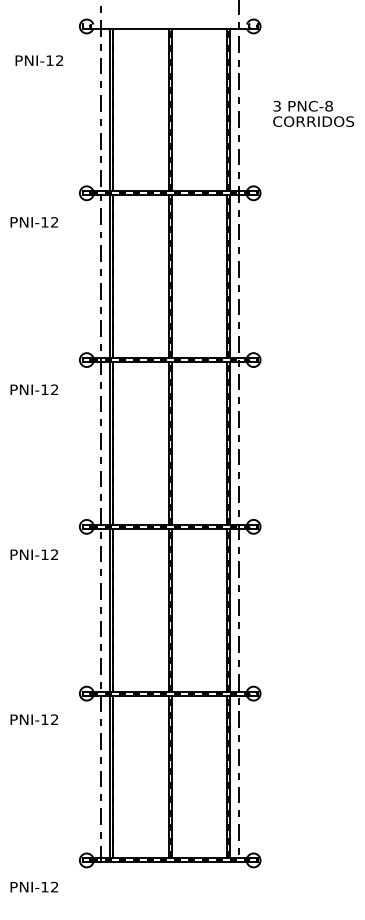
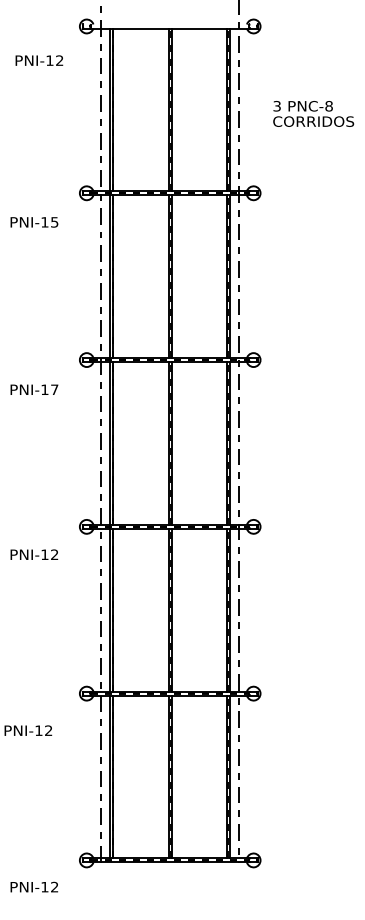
text: PNI-12 -> PNI-15 (54, 222)
text: PNI-12 -> PNI-17 (54, 389)
text position: (34, 719) -> (28, 730) (28, 730)
